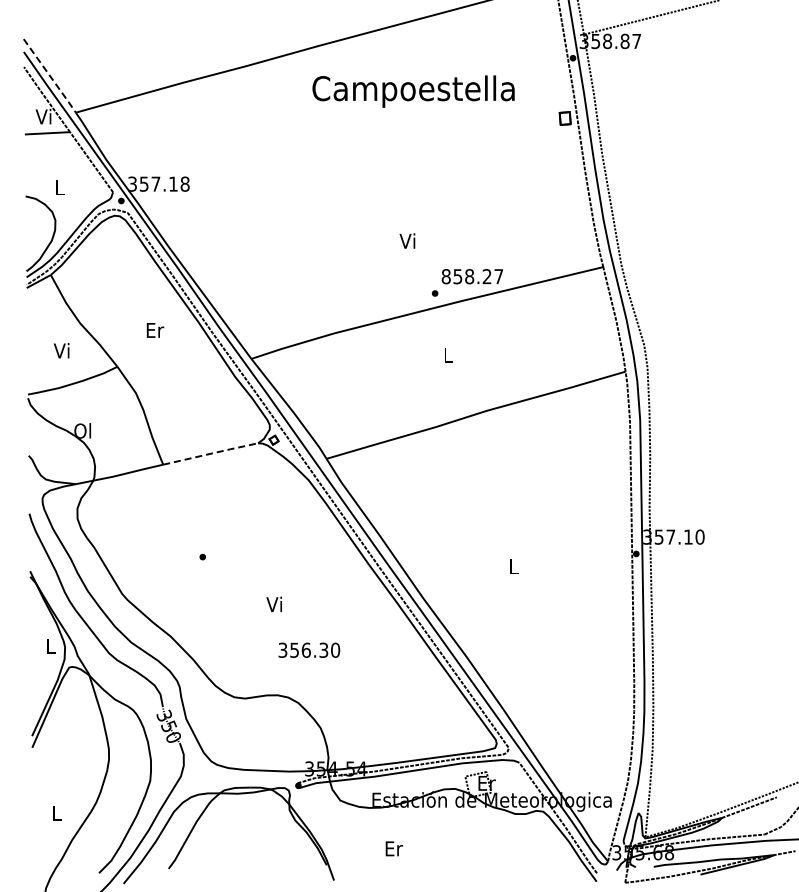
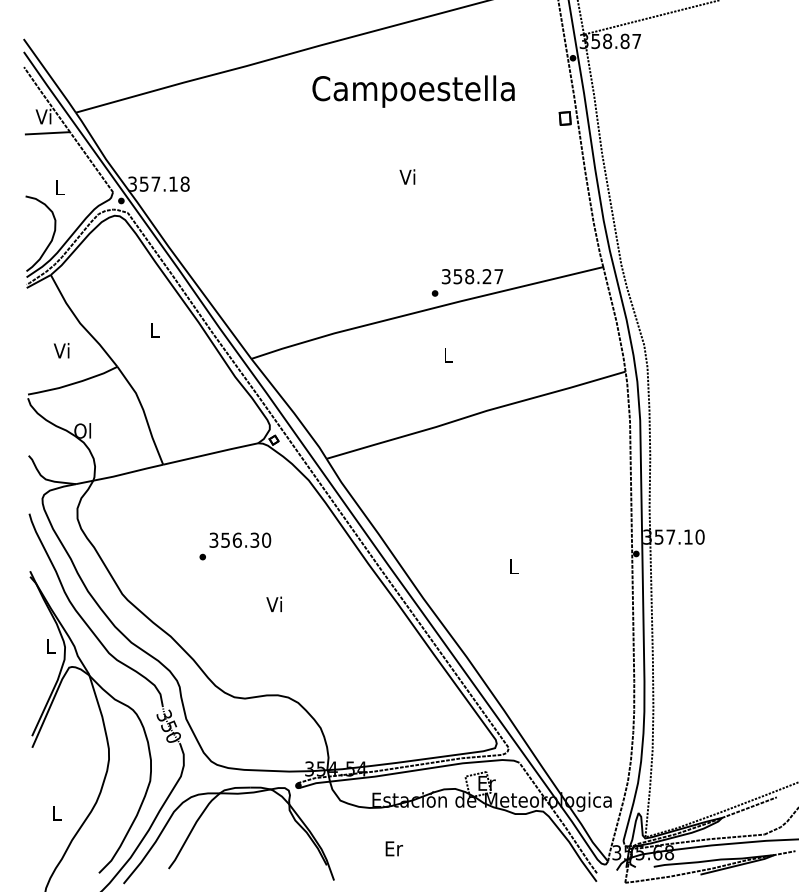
line: dashed -> solid (50, 76)
text position: (407, 240) -> (407, 176) (407, 176)
text: 858.27 -> 358.27 (445, 276)
text: Er -> L (155, 330)
line: dashed -> solid (211, 453)
text position: (309, 649) -> (240, 539) (240, 539)
